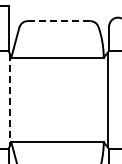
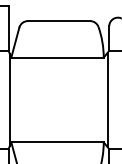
line: dashed -> solid (59, 21)
line: dashed -> solid (9, 100)
